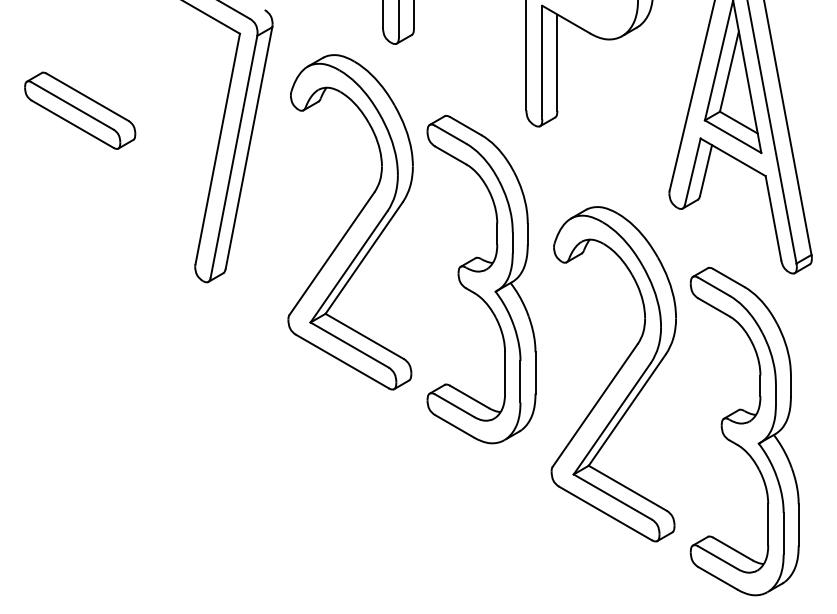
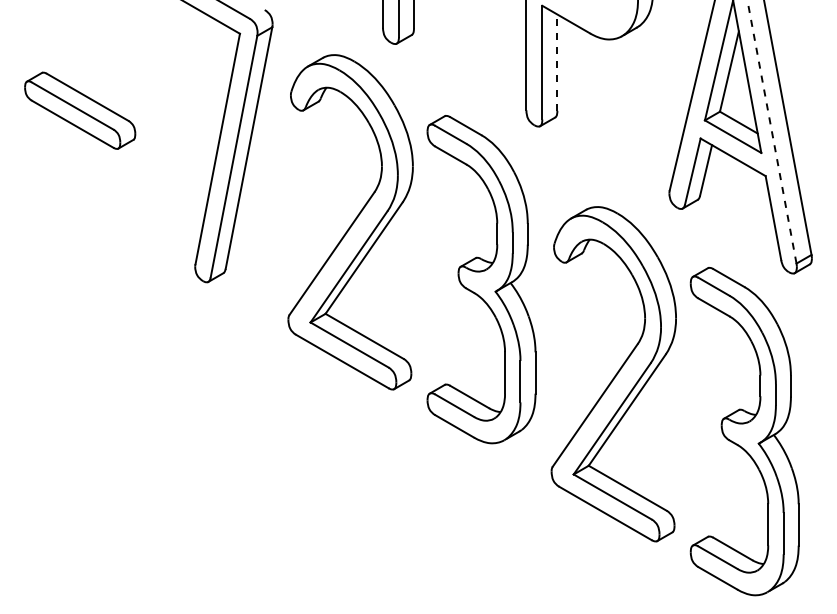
line: solid -> dashed (557, 62)
line: solid -> dashed (771, 131)
